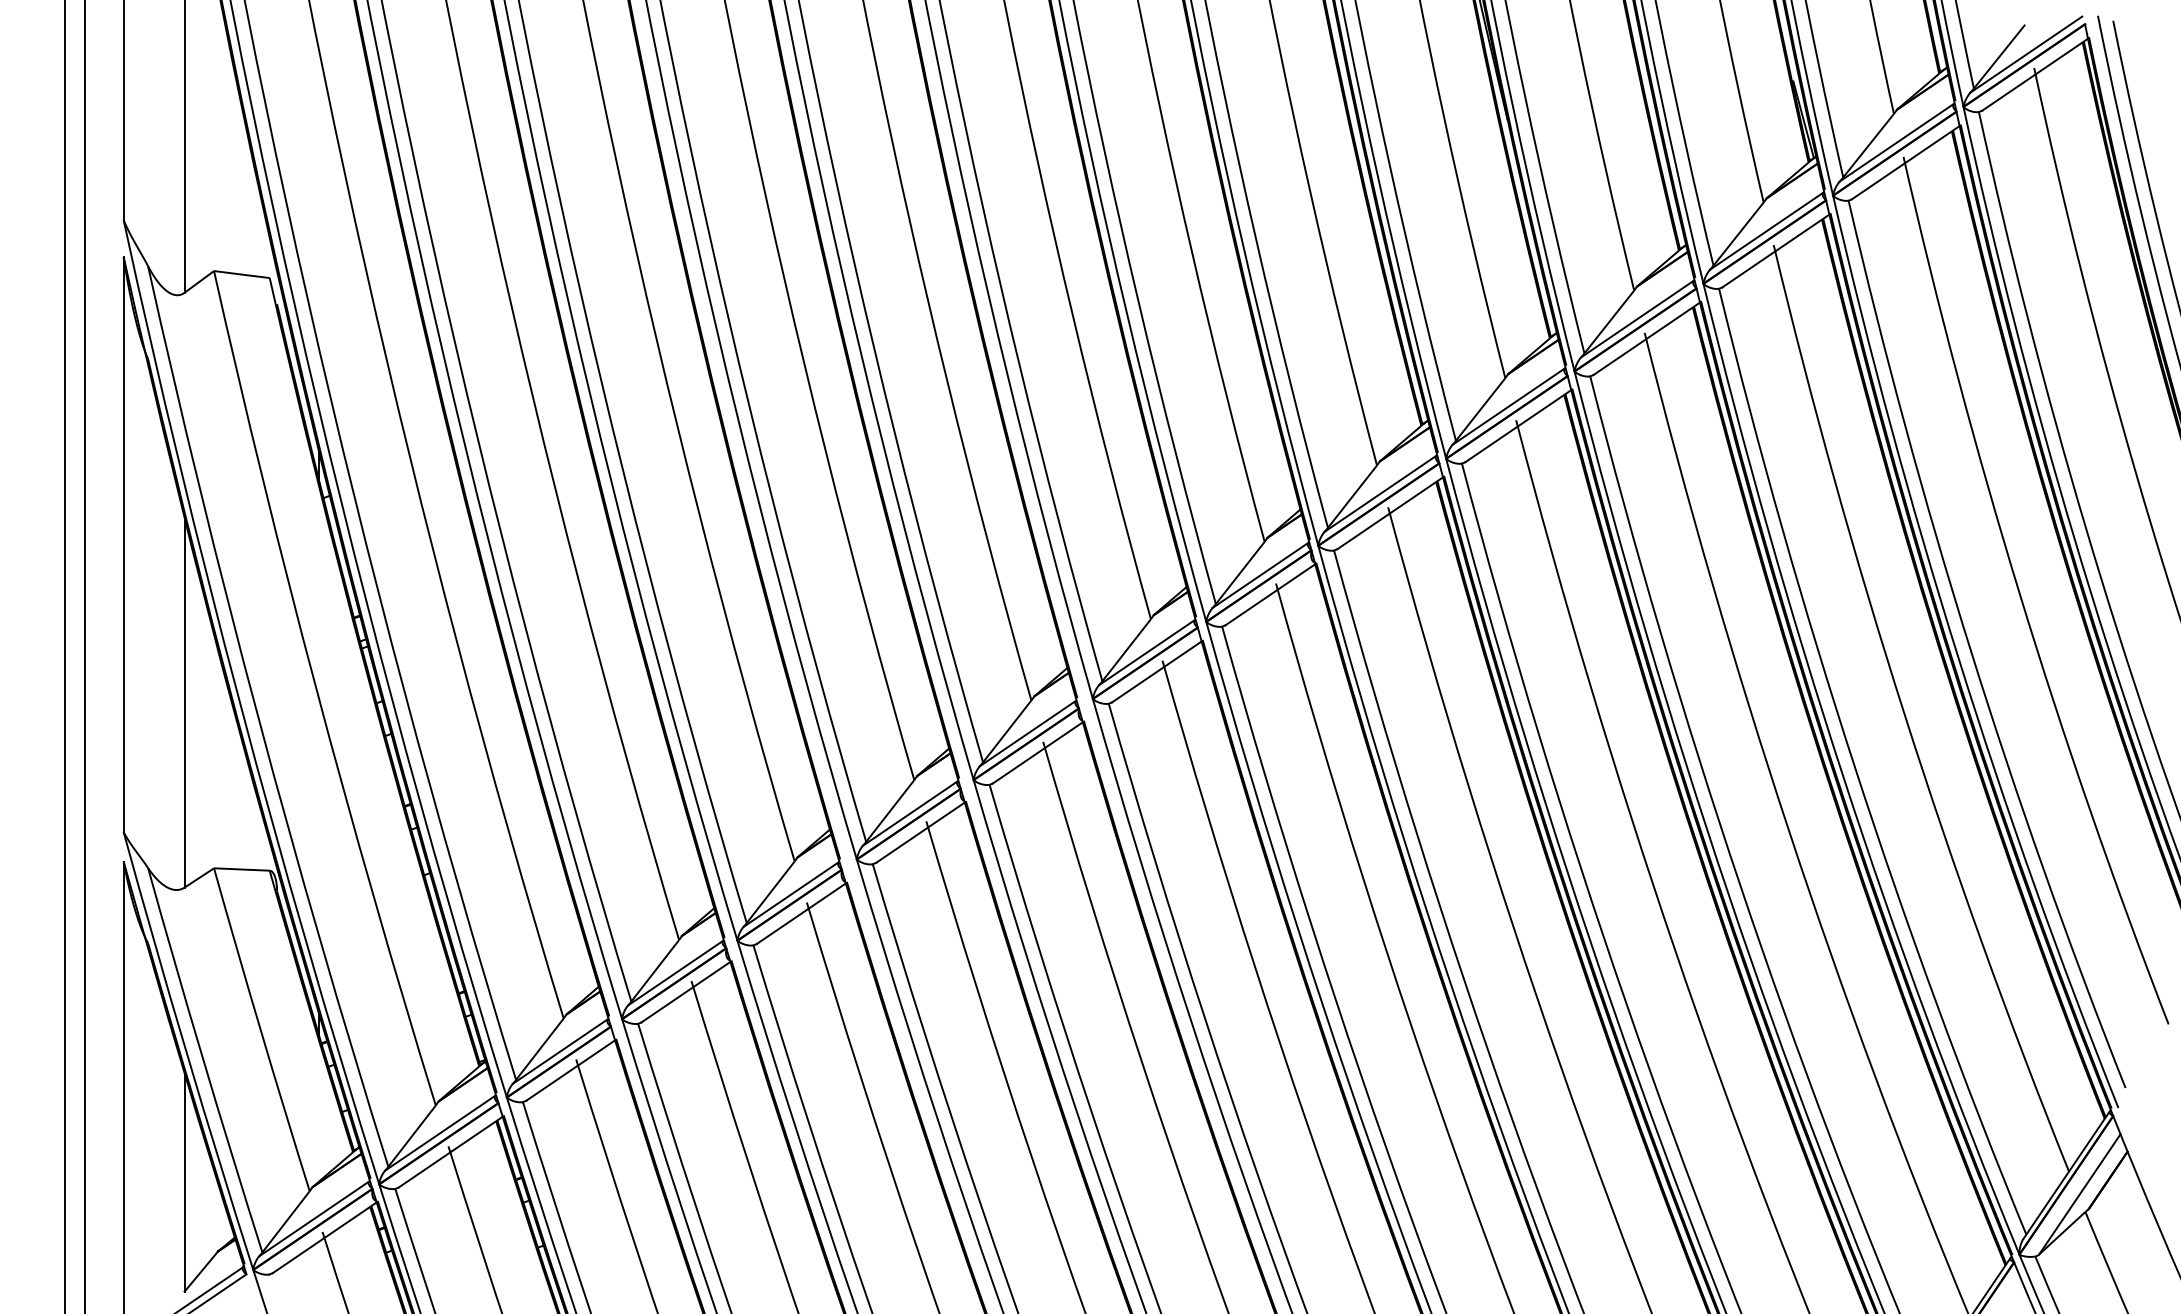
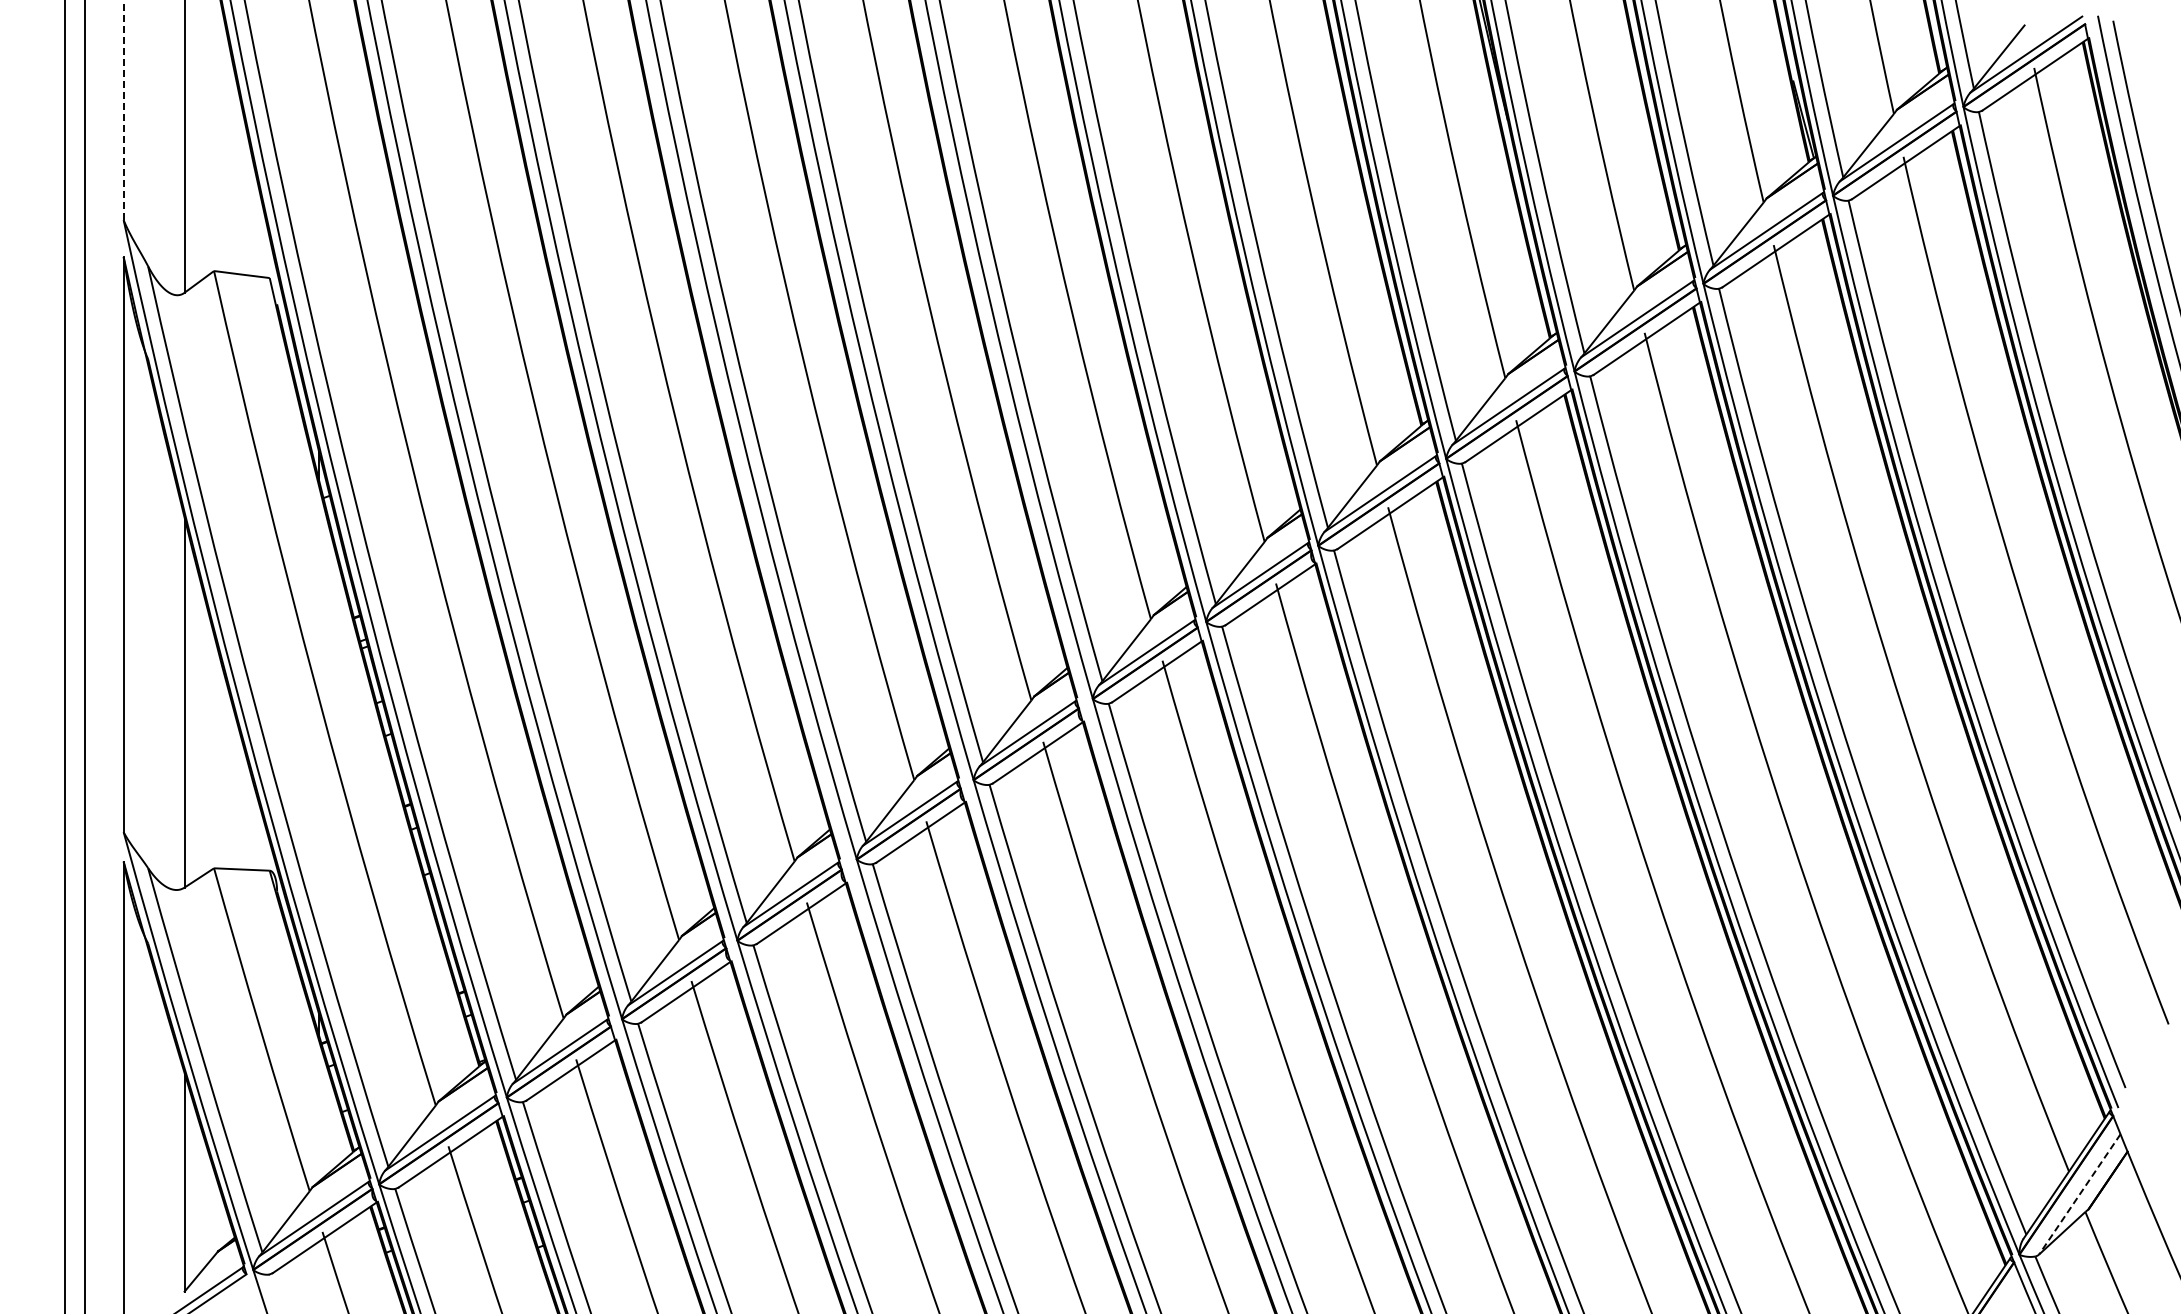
line: solid -> dashed (123, 110)
line: solid -> dashed (2079, 1194)
